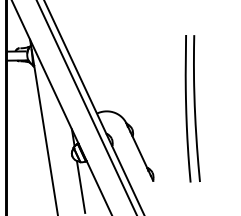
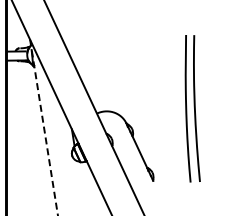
line: present -> none (86, 107)
line: solid -> dashed (44, 127)
line: present -> none (80, 186)
